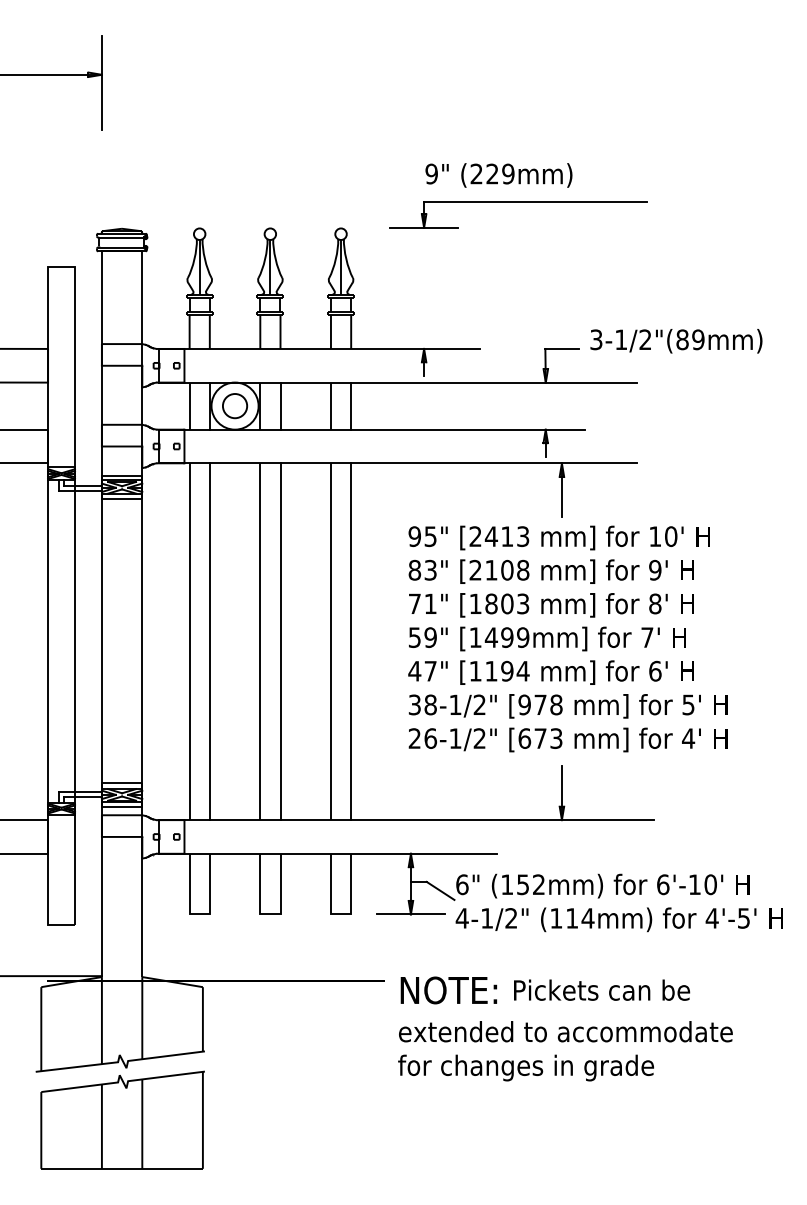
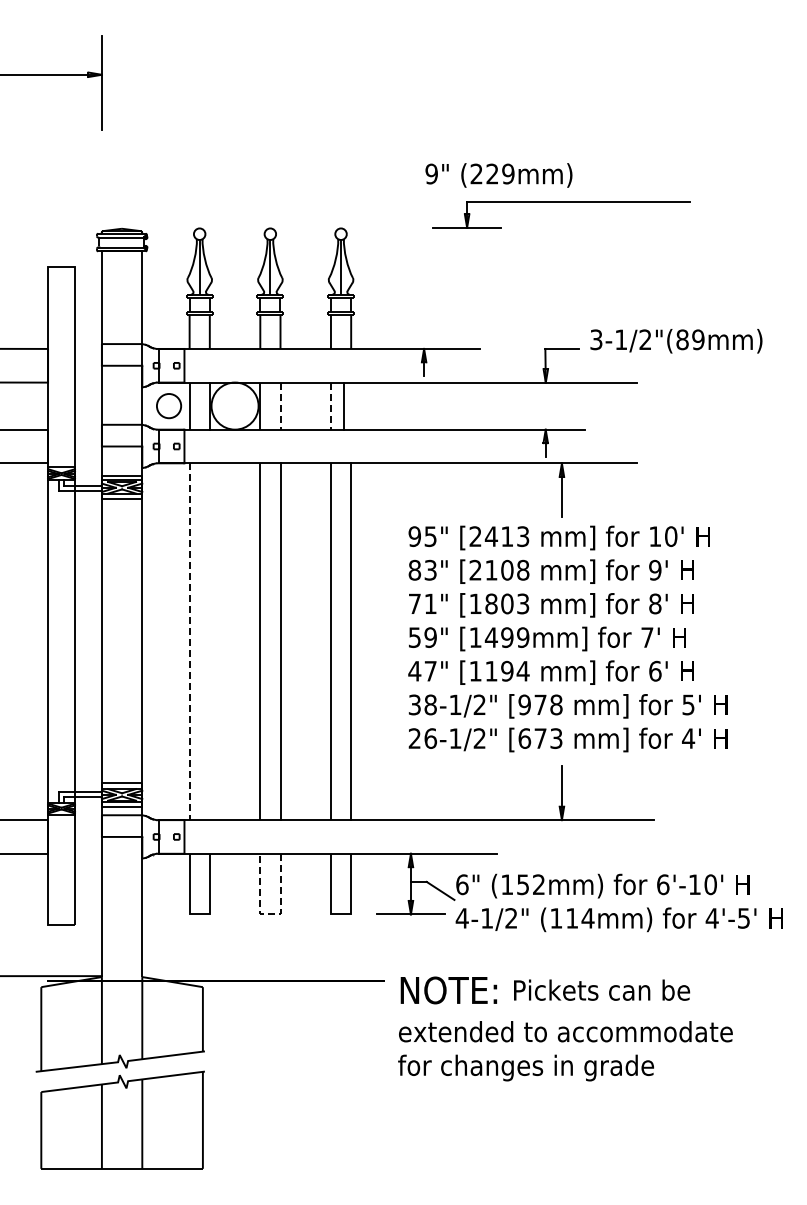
part position: (518, 202) -> (561, 202) (561, 202)
line position: (351, 405) -> (344, 405) (344, 405)
circle position: (235, 406) -> (169, 406) (169, 406)
line: solid -> dashed (280, 406)
line: solid -> dashed (330, 406)
line: present -> none (209, 641)
line: solid -> dashed (189, 642)
line: solid -> dashed (269, 914)
